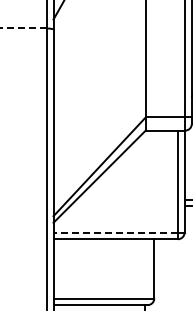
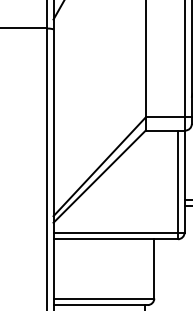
line: dashed -> solid (23, 28)
line: dashed -> solid (115, 232)
